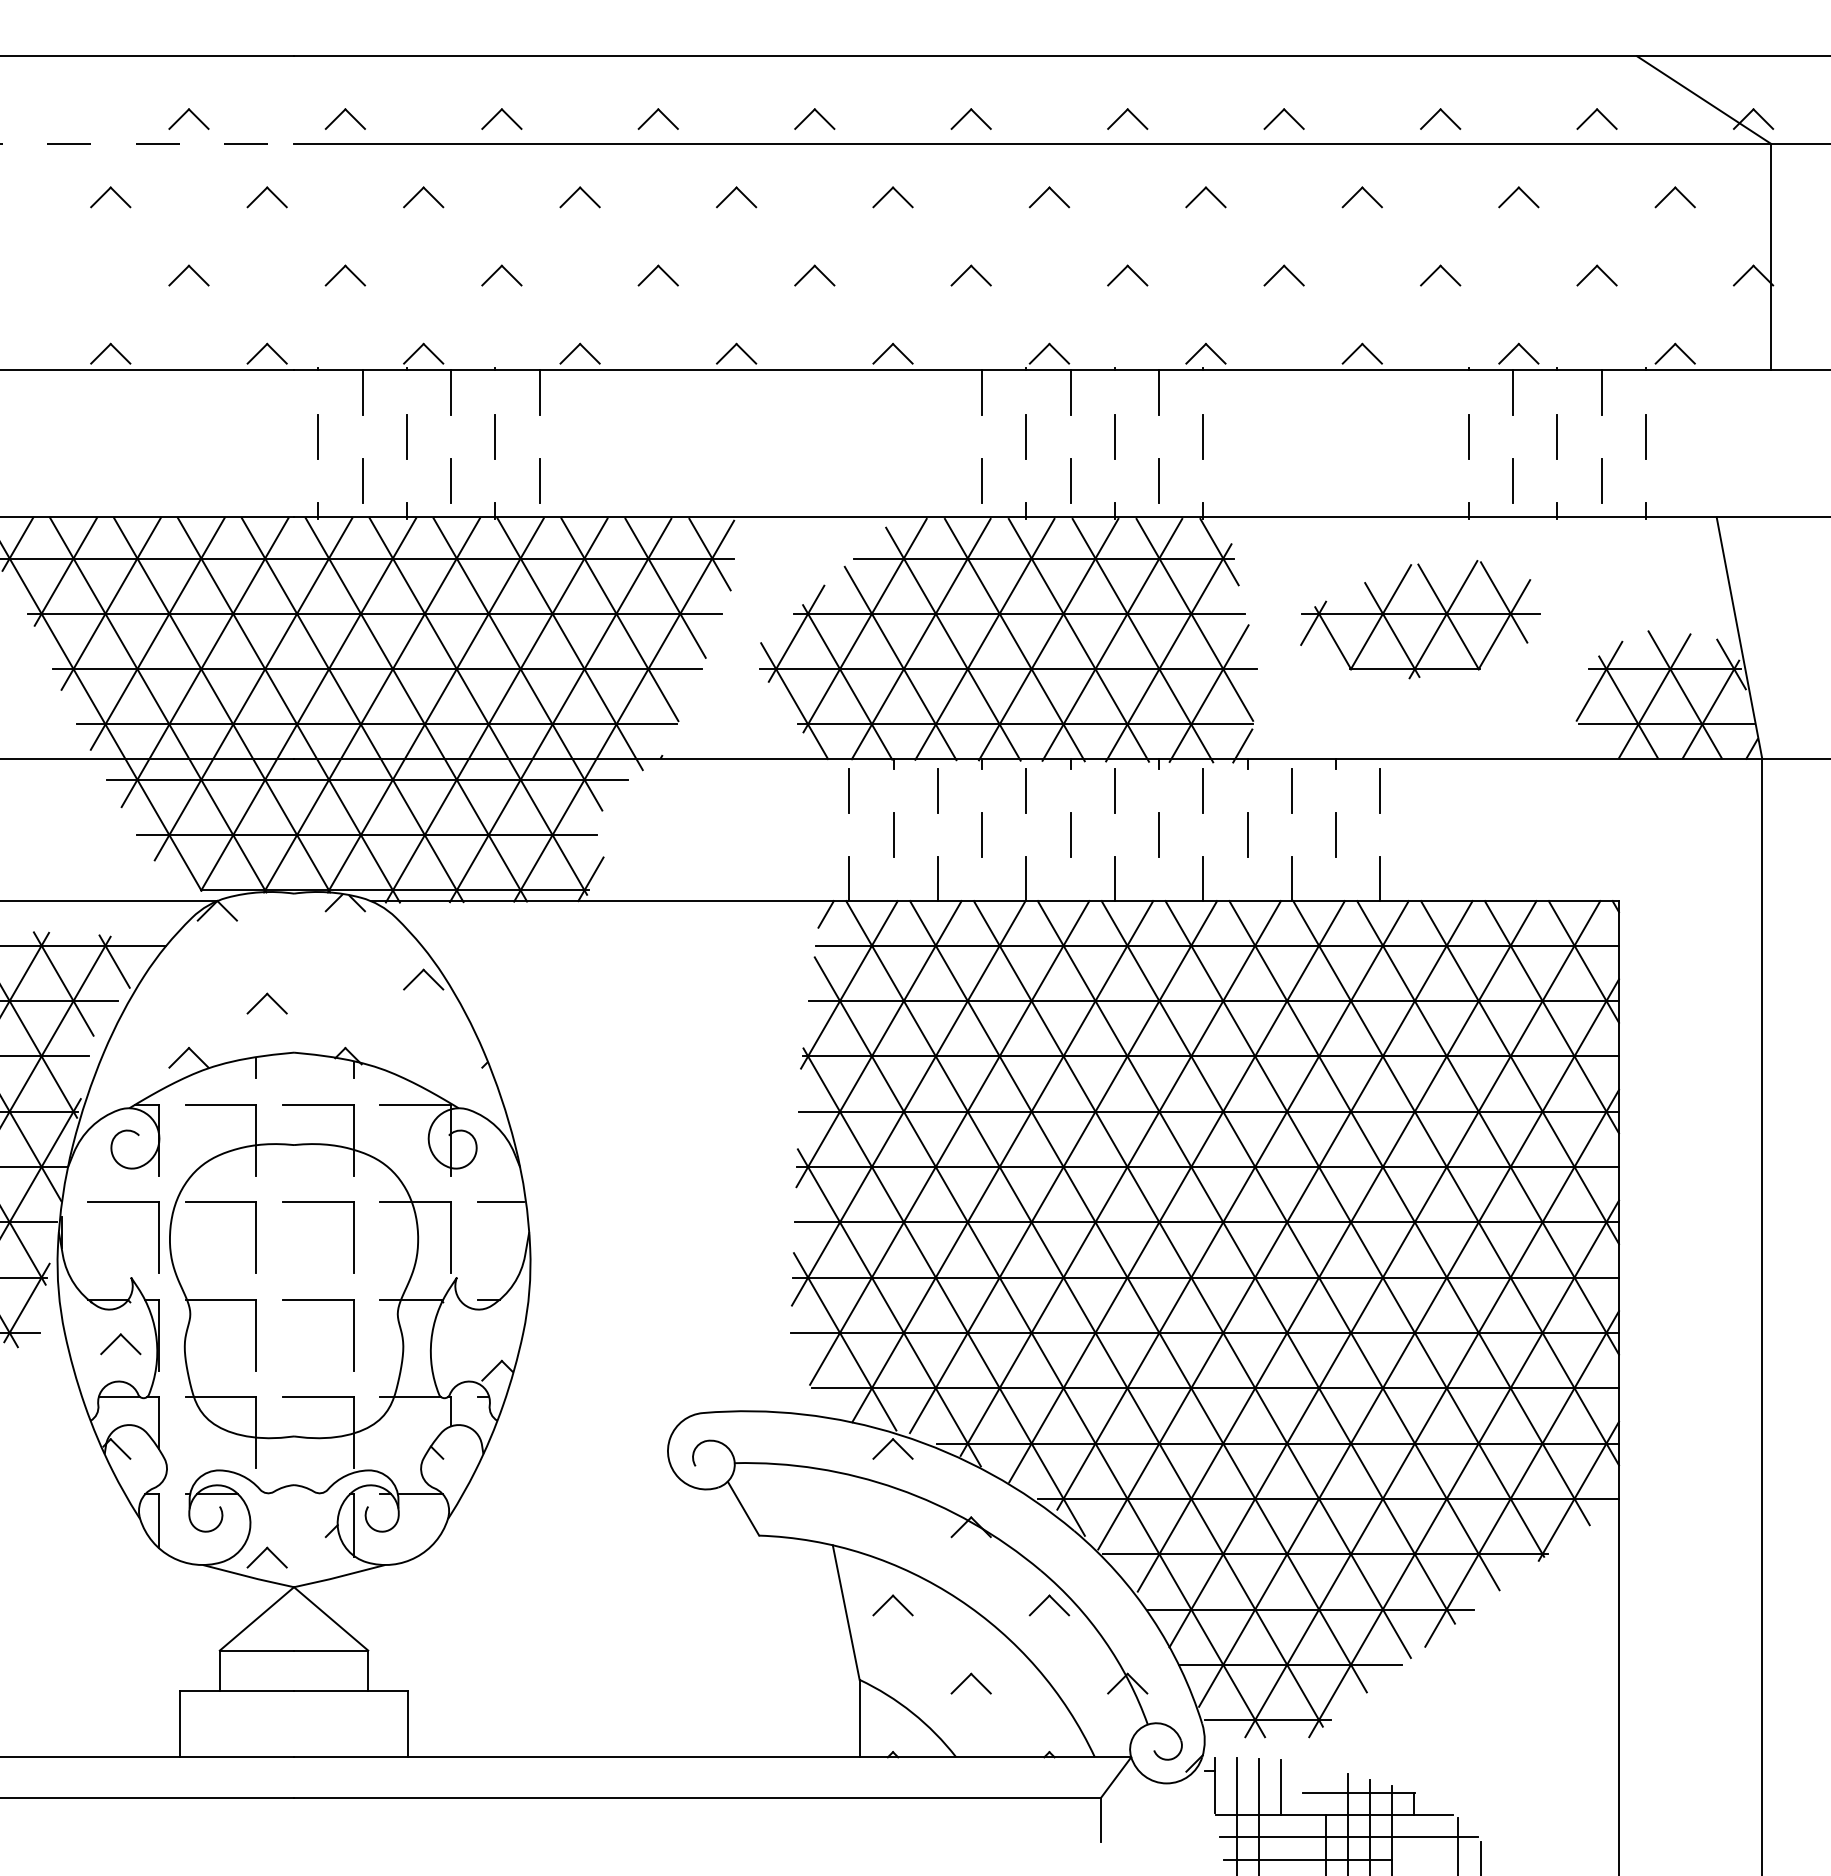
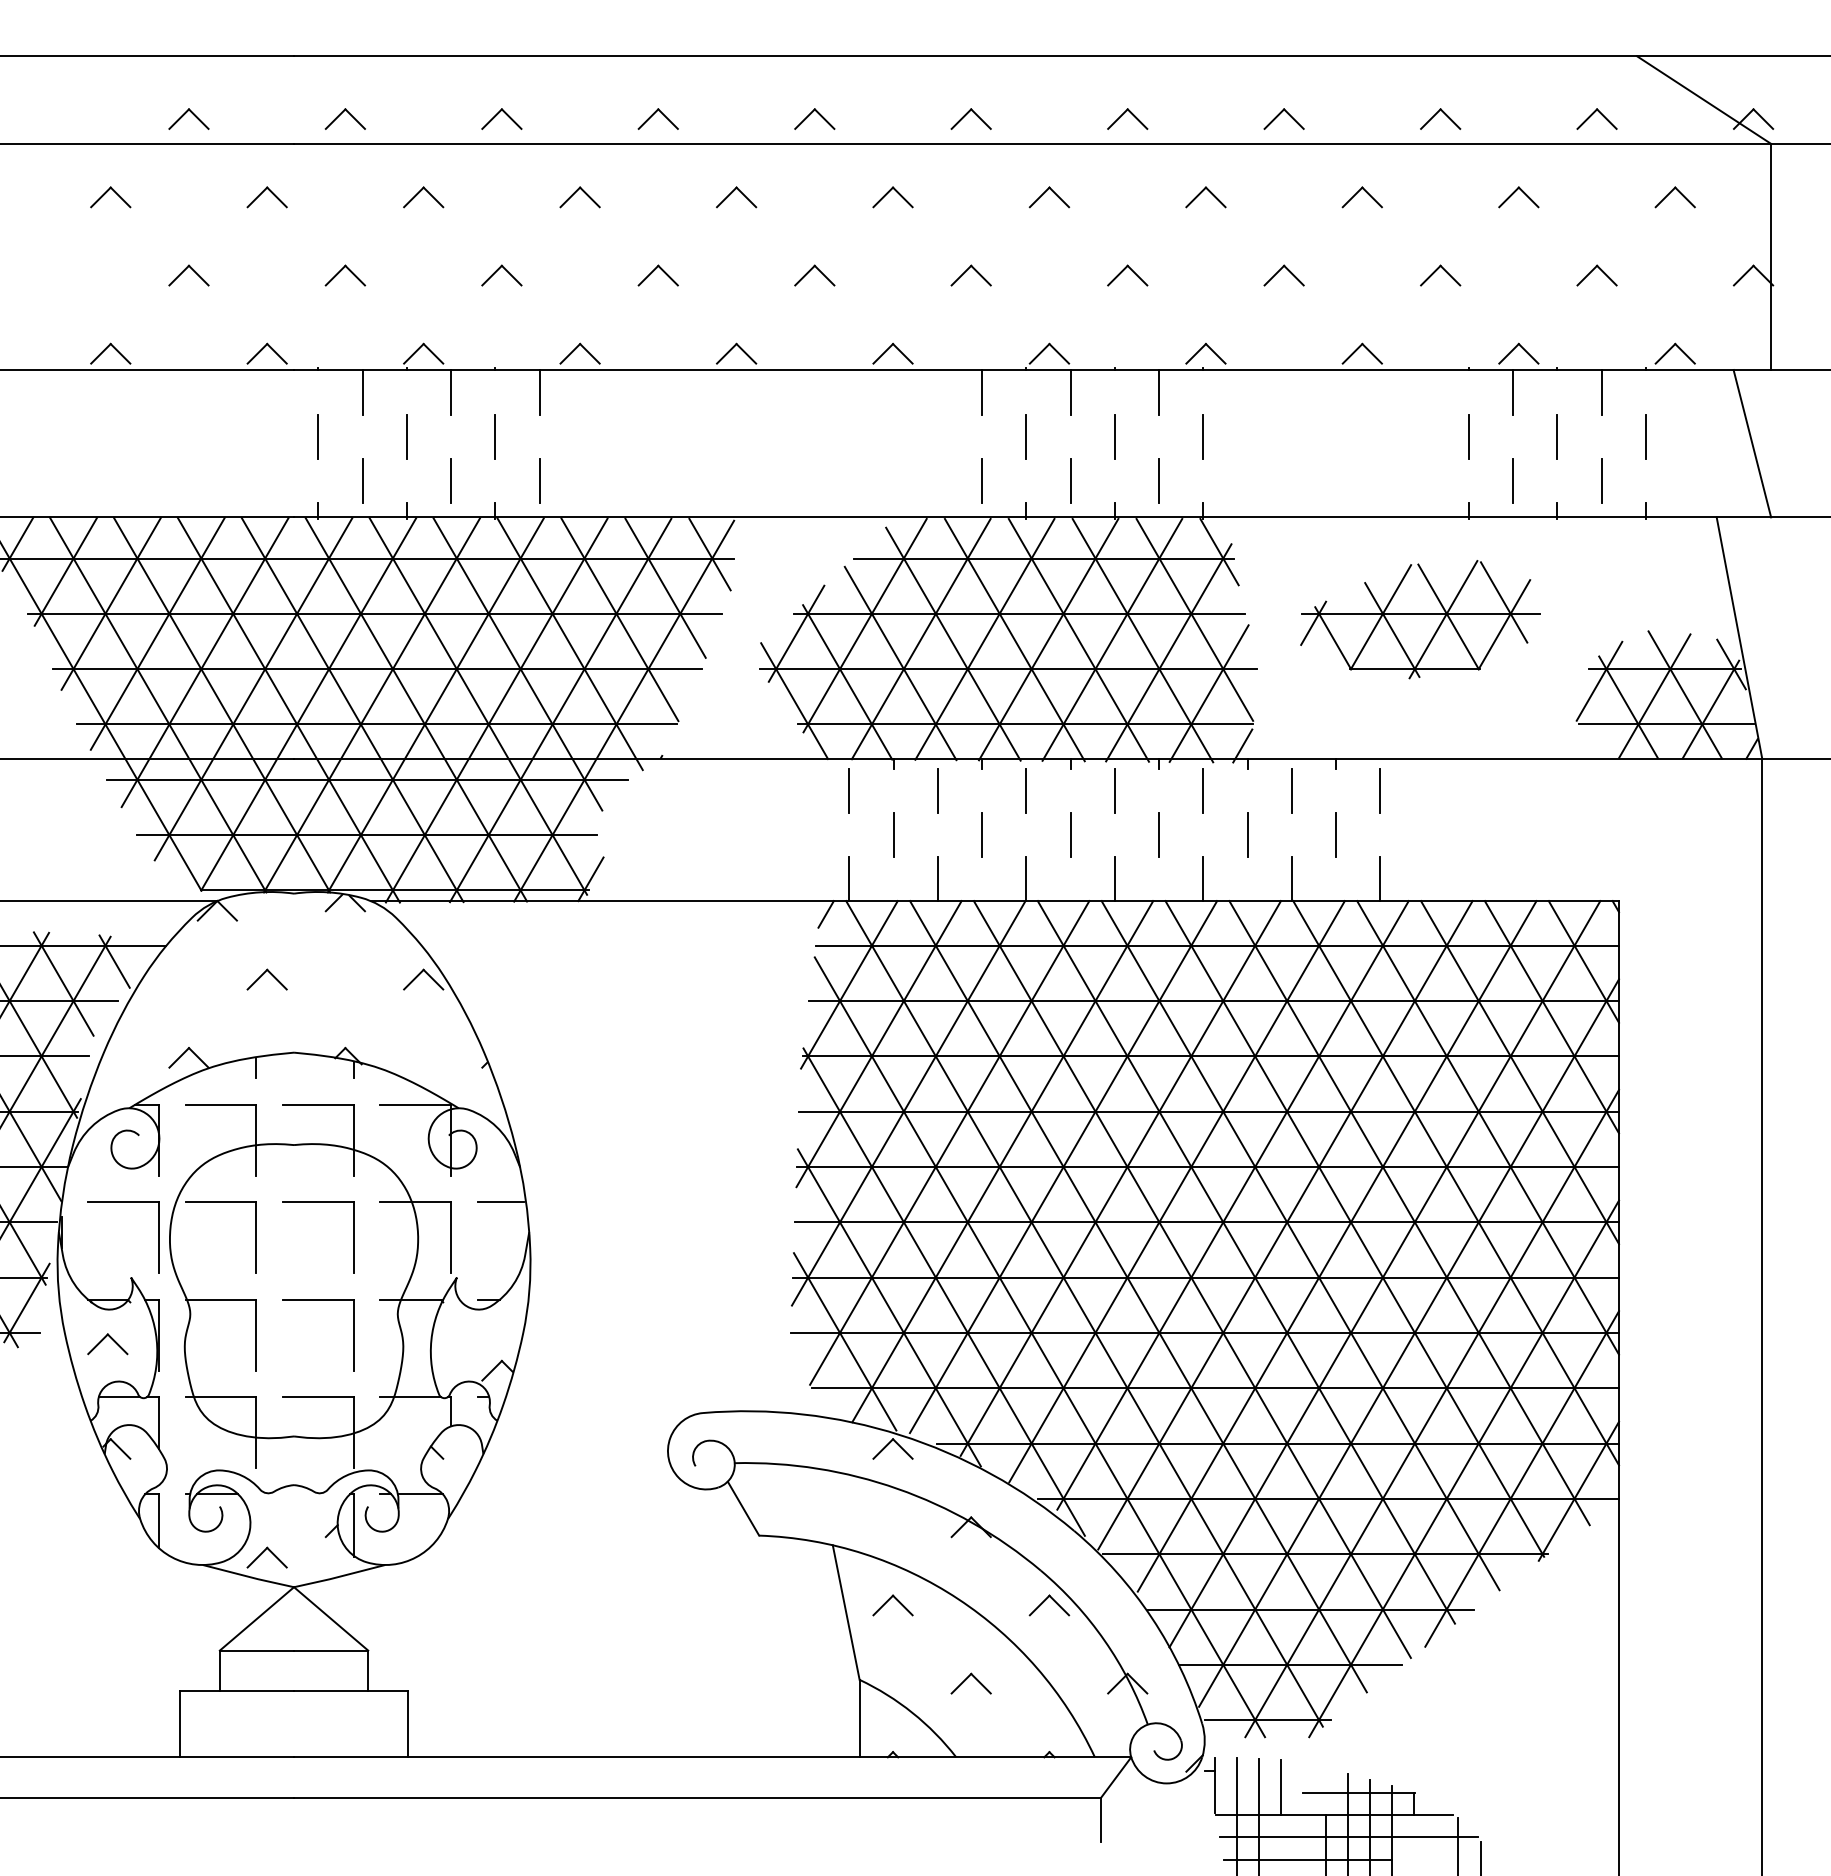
line: dashed -> solid (147, 143)
line: none -> present (1752, 443)
part position: (266, 1003) -> (266, 979) (266, 979)
part position: (120, 1344) -> (107, 1344) (107, 1344)
